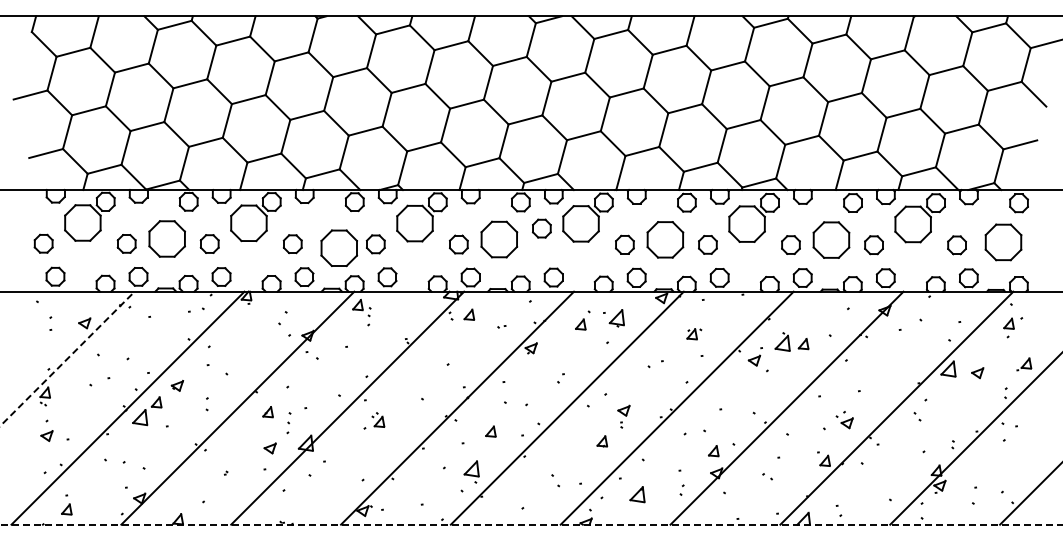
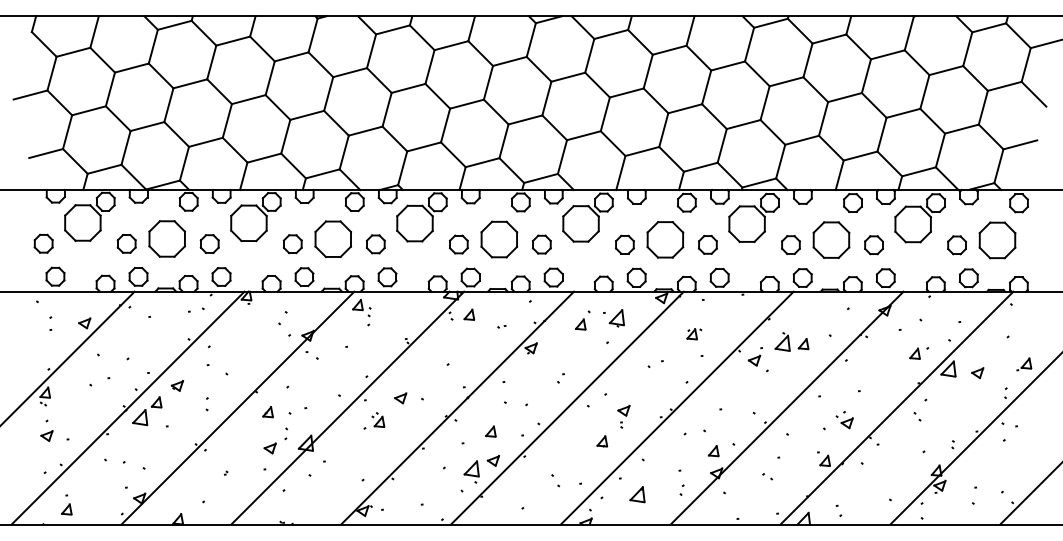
part position: (541, 228) -> (541, 244) (541, 244)
part position: (1003, 242) -> (997, 240) (997, 240)
part position: (339, 248) -> (333, 239) (333, 239)
part position: (1013, 323) -> (919, 353) (919, 353)
line: dashed -> solid (67, 358)
part: none -> present (400, 398)
part position: (288, 427) -> (286, 433) (286, 433)
part: none -> present (492, 460)
line: dashed -> solid (531, 524)
